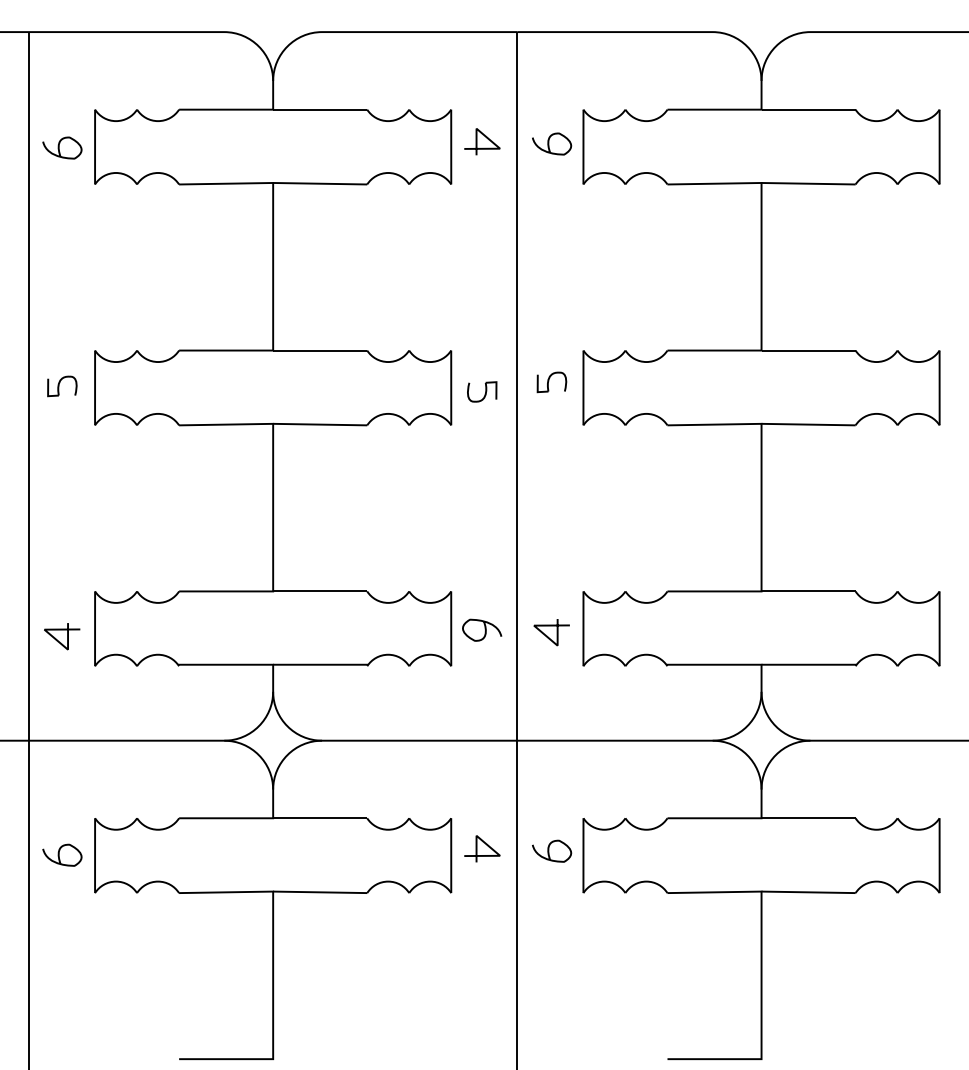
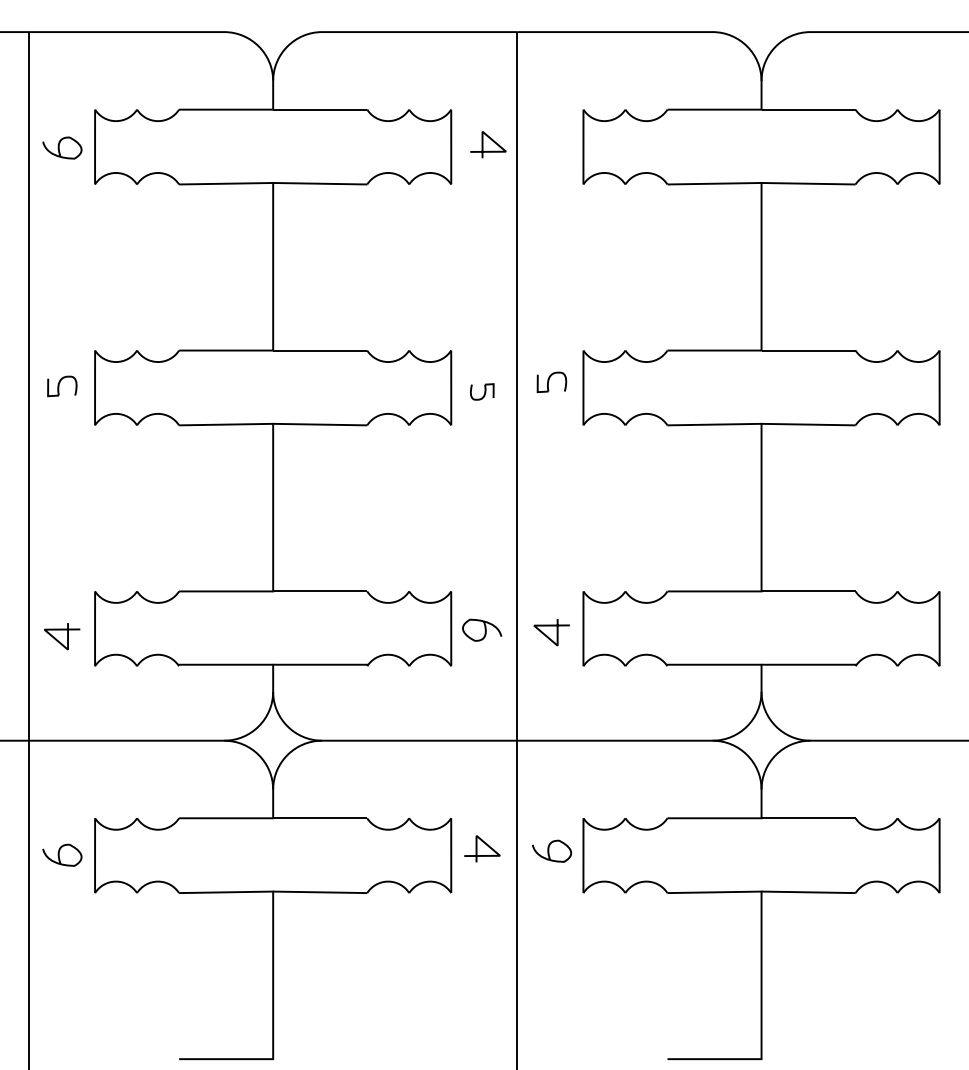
curve position: (485, 137) -> (491, 140) (491, 140)
curve: present -> none (549, 143)
part size: 31x22 px -> 26x18 px (481, 391)
